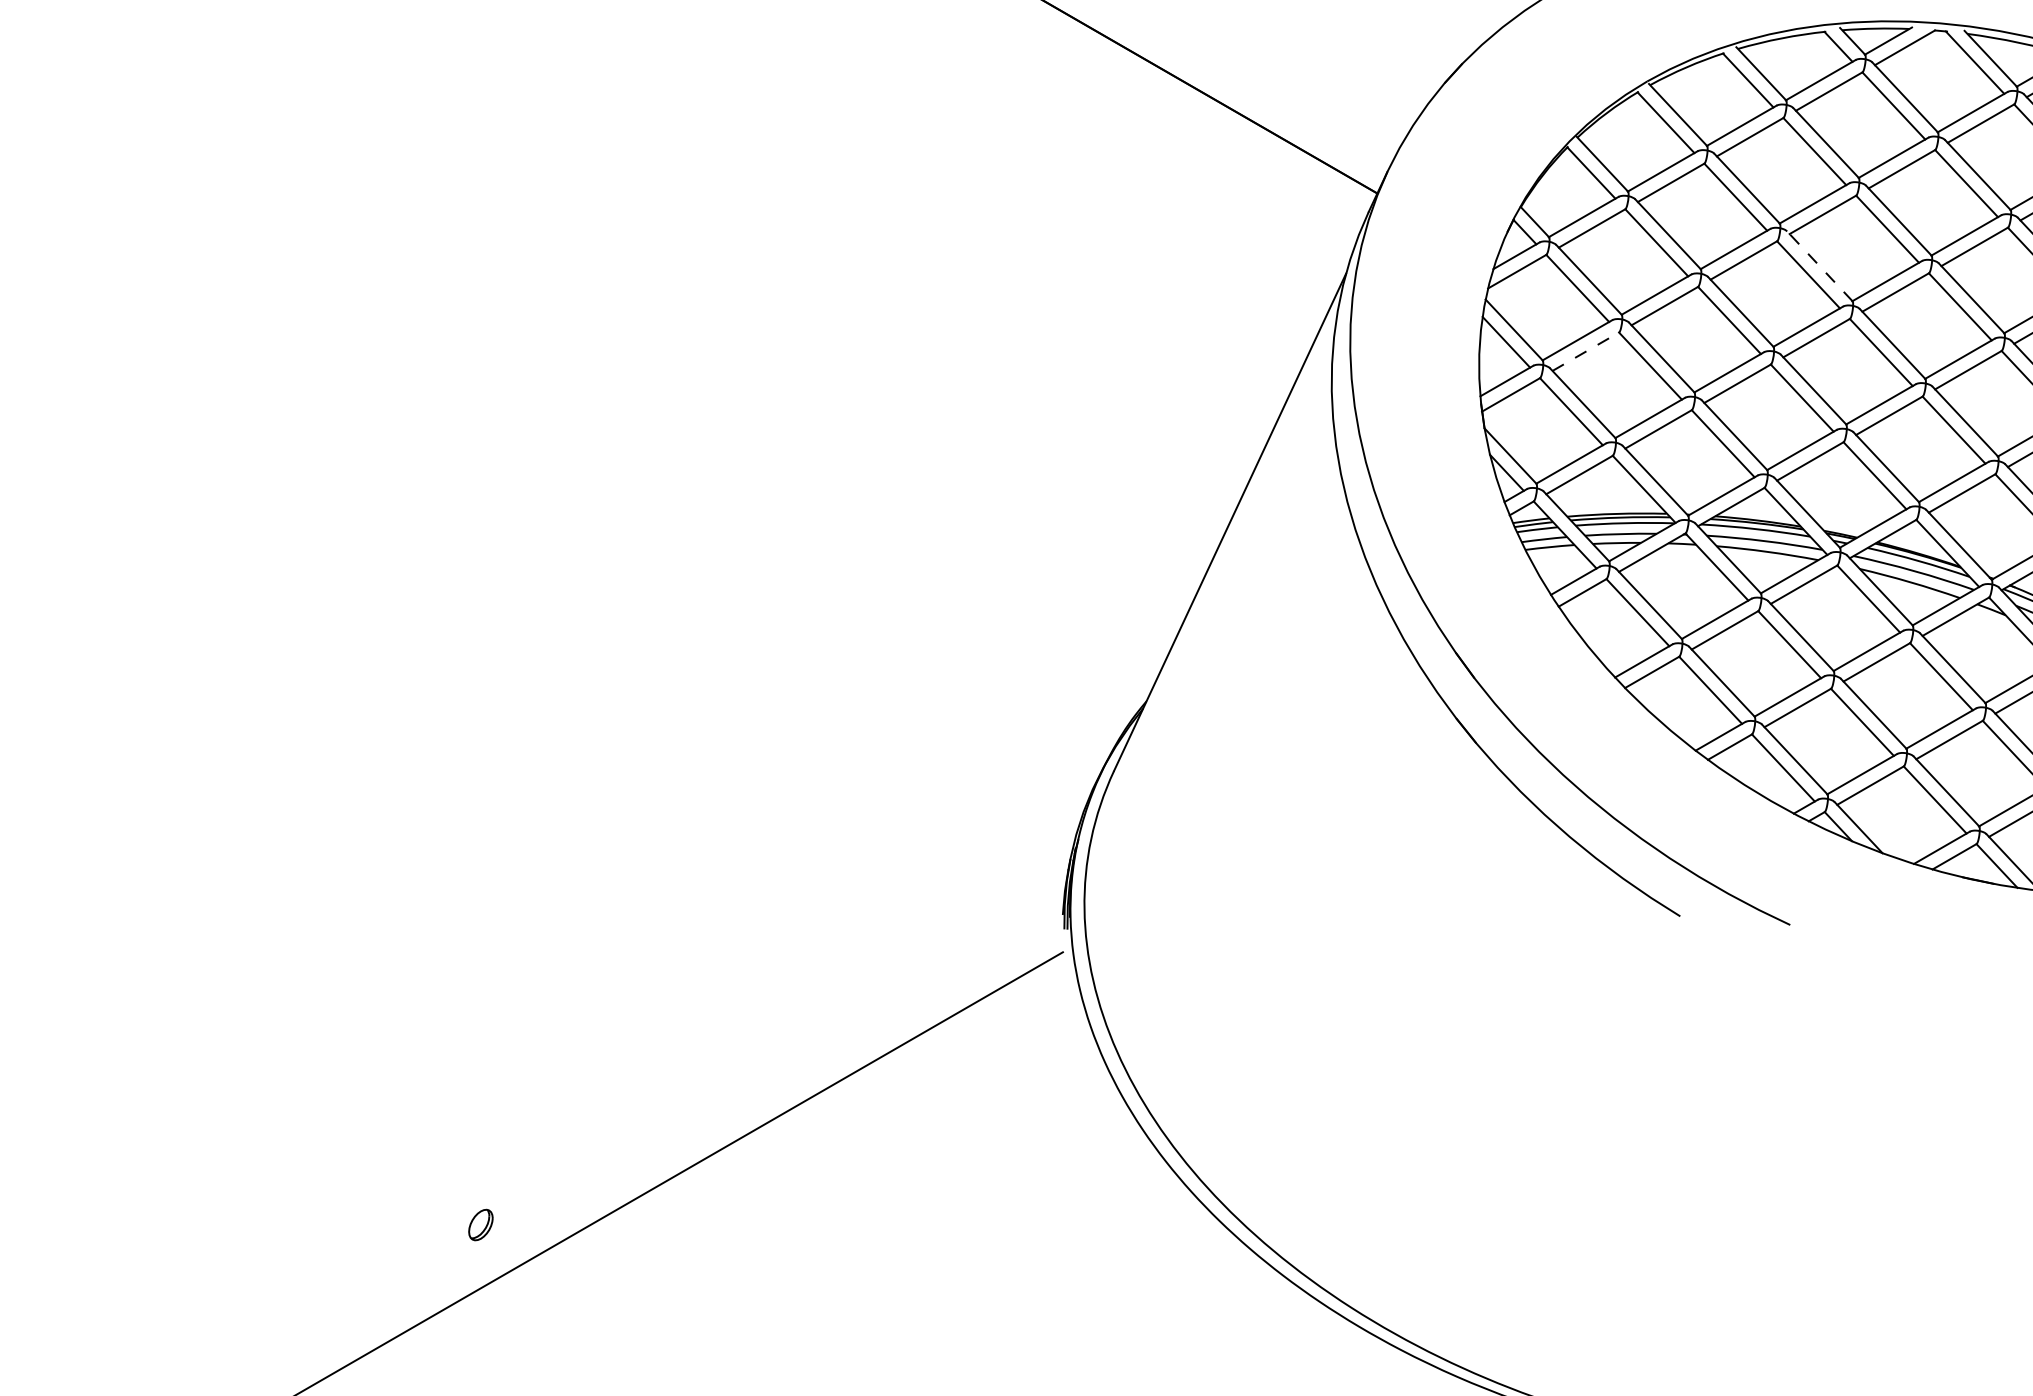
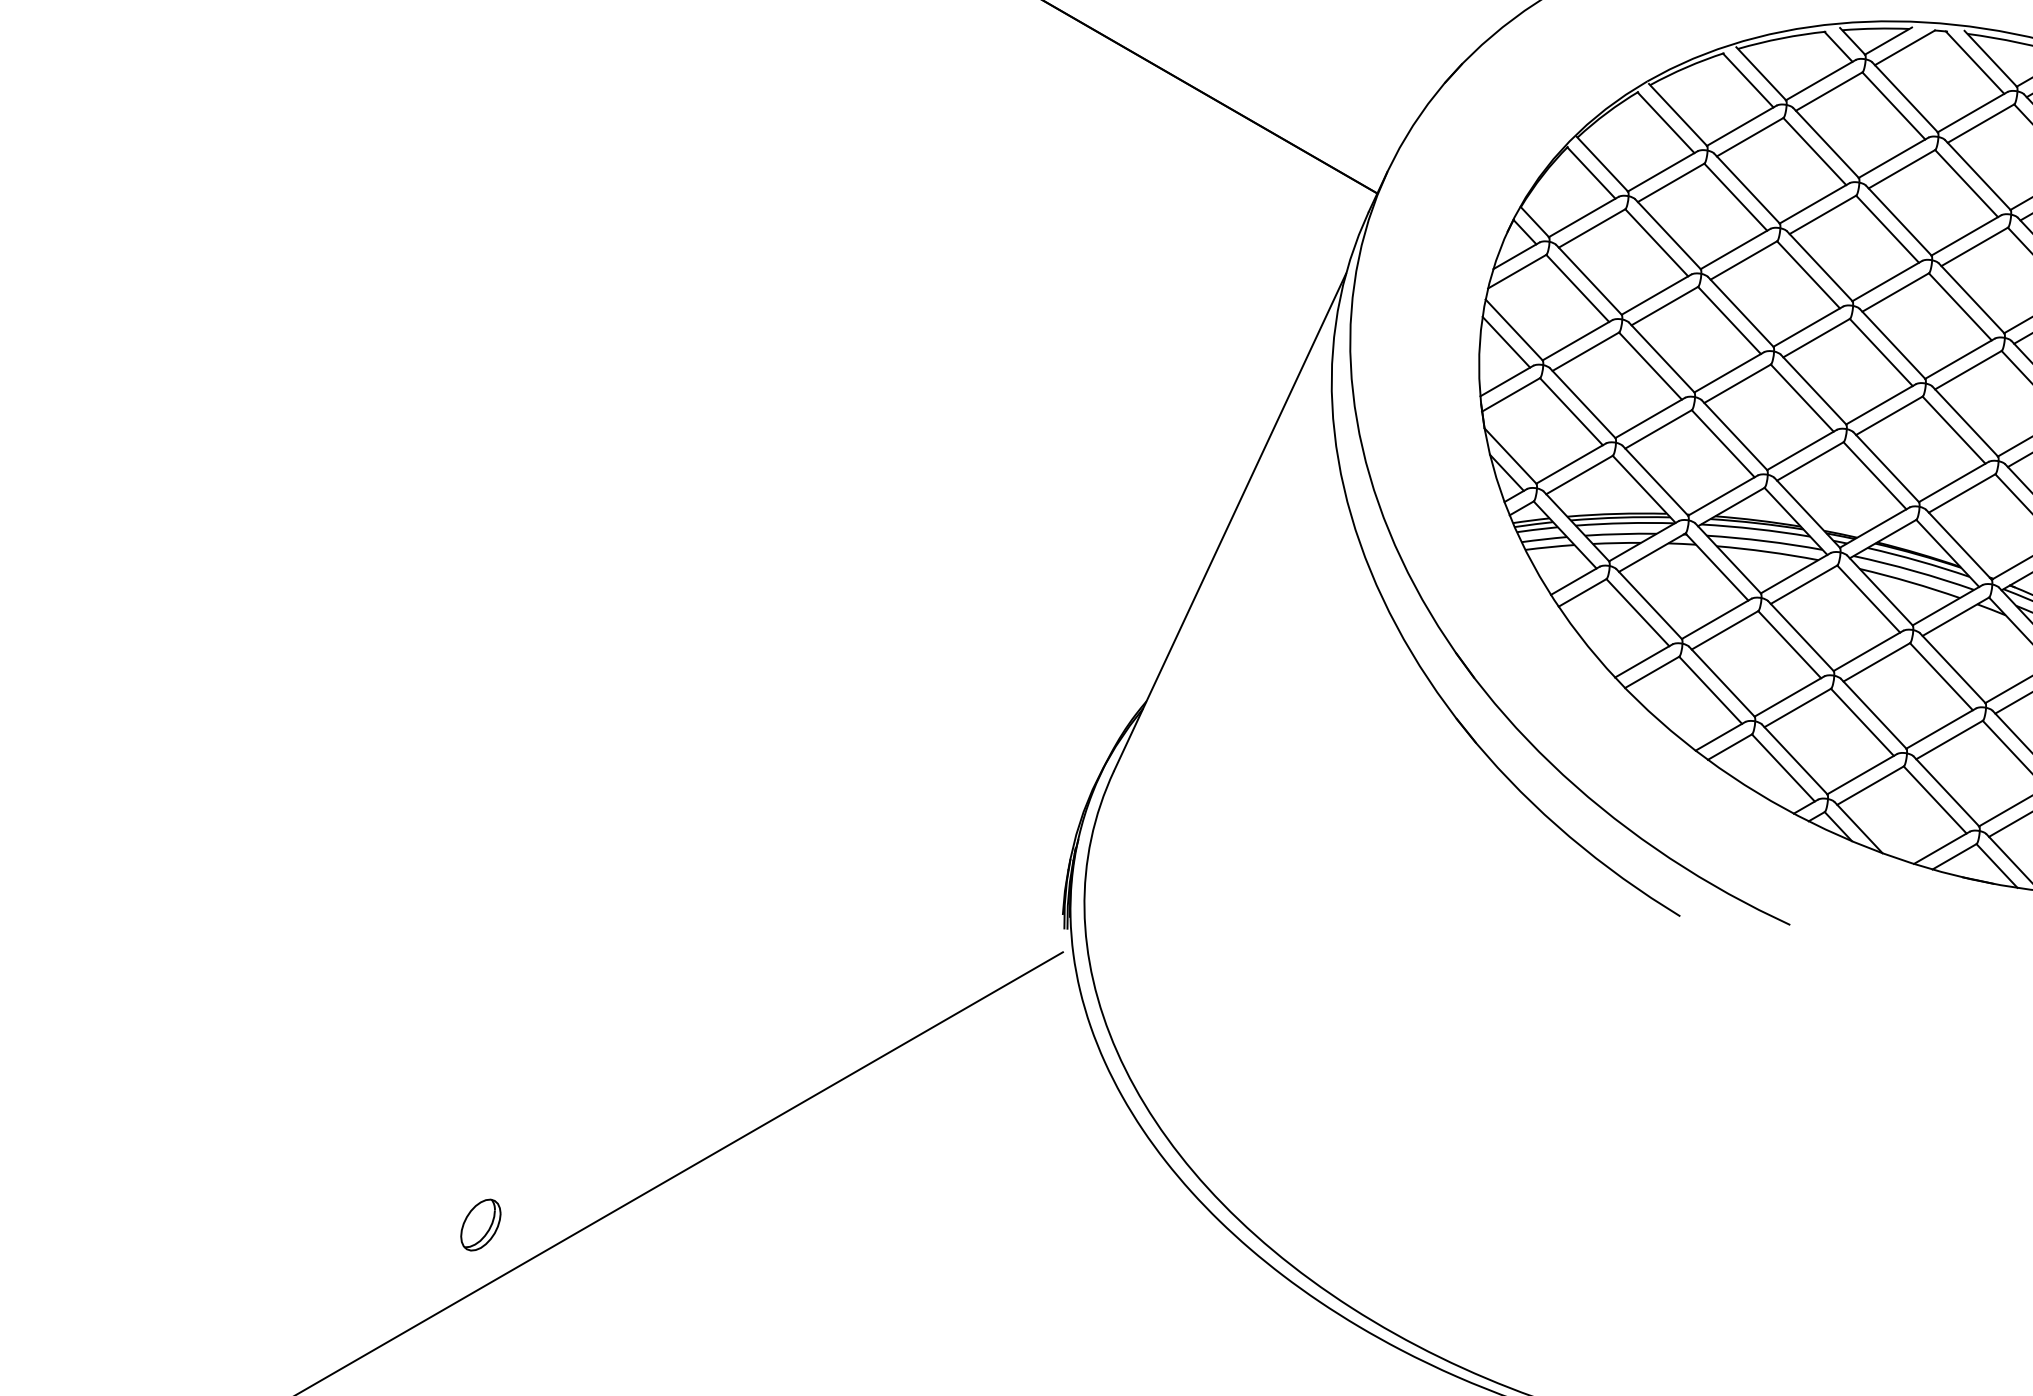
line: dashed -> solid (1819, 266)
line: dashed -> solid (1585, 351)
part size: 26x34 px -> 42x54 px (480, 1224)
